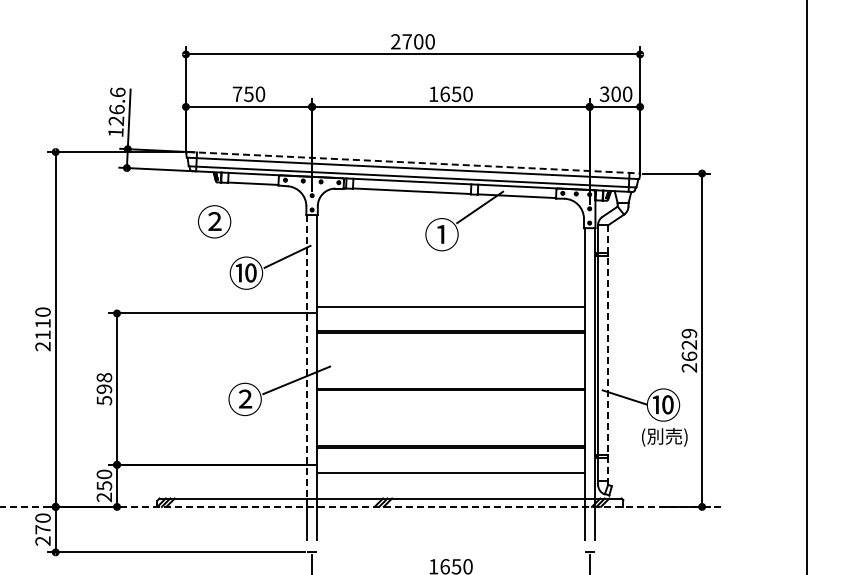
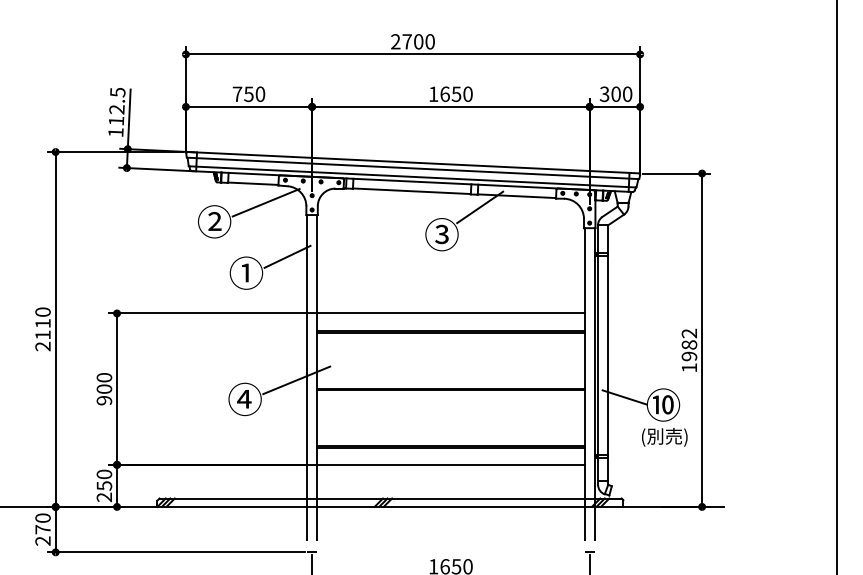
text: 126.6 -> 112.5 (116, 106)
line: dashed -> solid (413, 162)
line: none -> present (265, 202)
text: ① -> ③ (441, 234)
text: ⑩ -> ① (246, 272)
line position: (807, 286) -> (837, 286) (837, 286)
line position: (450, 307) -> (450, 313) (450, 313)
text: 2629 -> 1982 (689, 350)
line: dashed -> solid (608, 355)
line: dashed -> solid (307, 356)
text: 598 -> 900 (104, 389)
text: ② -> ④ (244, 398)
line position: (450, 472) -> (450, 464) (450, 464)
line: dashed -> solid (362, 506)
